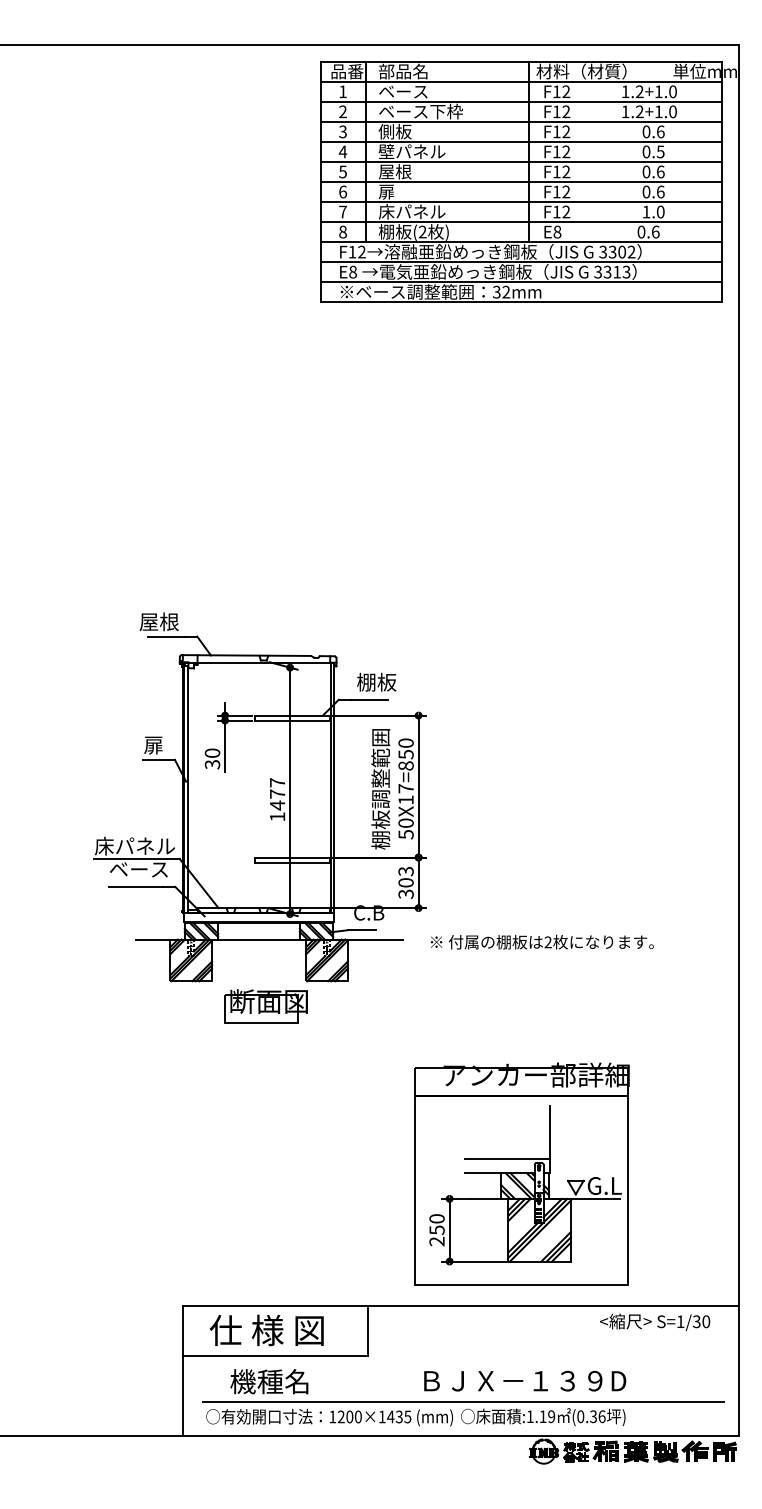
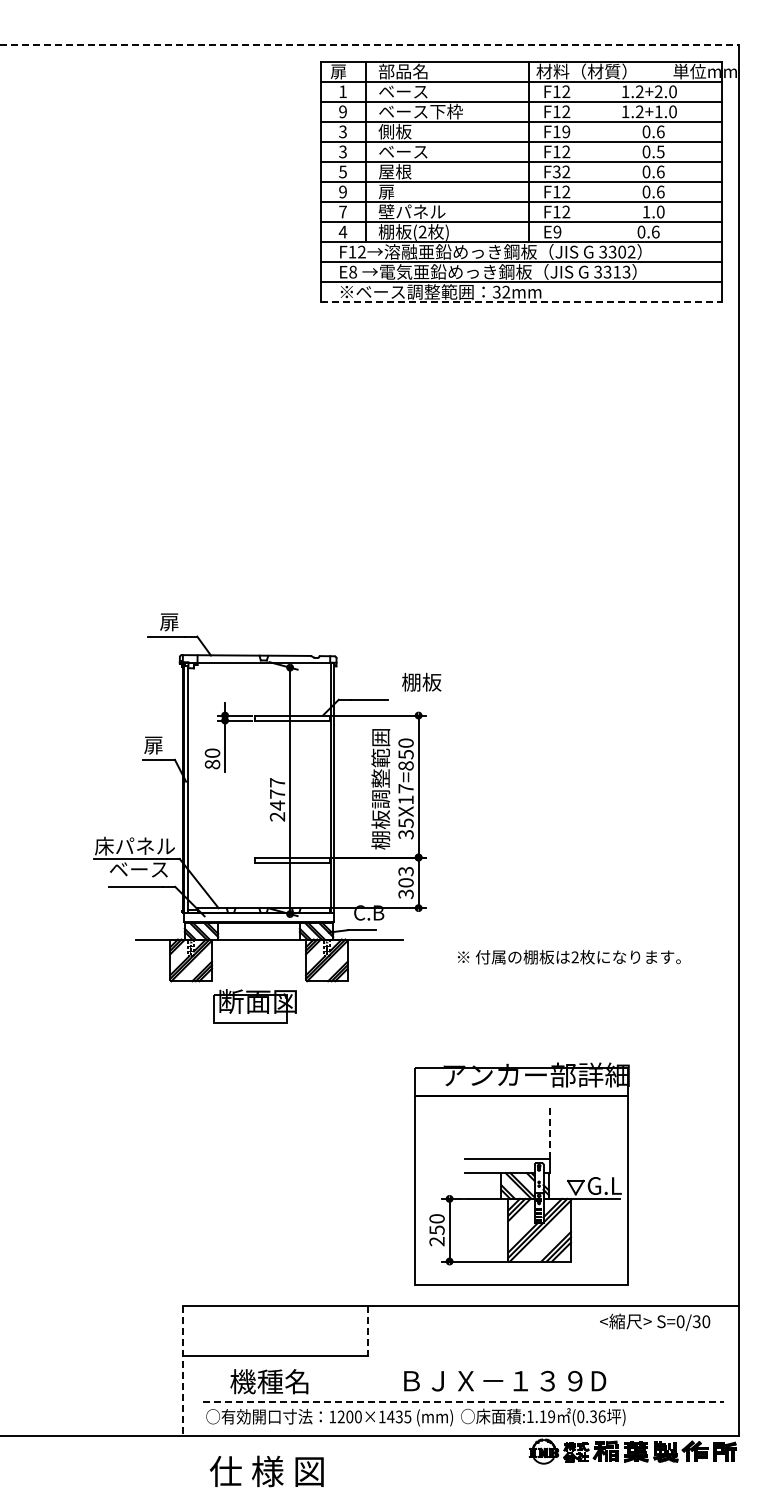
line: solid -> dashed (370, 45)
text: 品番 -> 扉 (346, 71)
text: 1.2+1.0 -> 1.2+2.0 (658, 91)
text: 2 -> 9 (342, 112)
text: F12 -> F19 (566, 132)
text: 4 -> 3 (342, 151)
text: 壁パネル -> ベース (411, 151)
text: F12 -> F32 (556, 171)
text: 6 -> 9 (343, 191)
text: 床パネル -> 壁パネル (386, 211)
text: 8 -> 4 (342, 231)
text: E8 -> E9 (557, 231)
line: solid -> dashed (522, 302)
text: 屋根 -> 扉 (158, 621)
text position: (376, 681) -> (421, 681) (421, 681)
text: 30 -> 80 (212, 764)
text: 1477 -> 2477 (276, 816)
text: 50X17=850 -> 35X17=850 (405, 828)
text position: (542, 941) -> (569, 956) (569, 956)
part position: (265, 1006) -> (254, 1006) (254, 1006)
line: solid -> dashed (550, 1132)
text: S=1/30 -> S=0/30 (680, 1321)
text position: (266, 1330) -> (266, 1471) (266, 1471)
line: solid -> dashed (368, 1331)
line: solid -> dashed (182, 1371)
text position: (525, 1380) -> (505, 1380) (505, 1380)
line: solid -> dashed (463, 1401)
